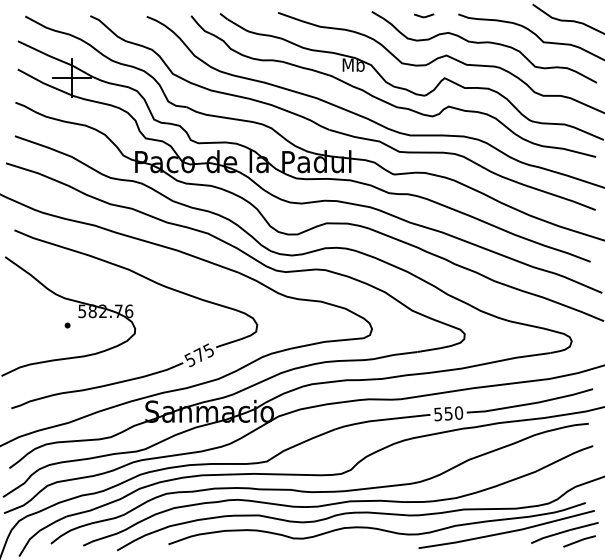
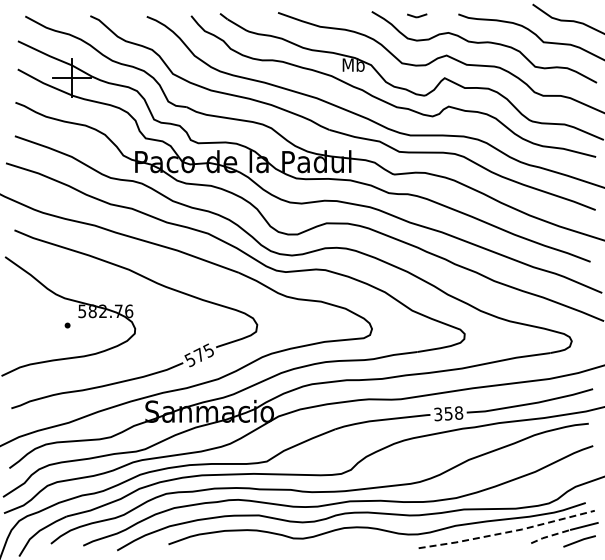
line position: (424, 16) -> (417, 16) (417, 16)
text: 550 -> 358 (448, 413)
line: solid -> dashed (507, 532)
line: solid -> dashed (550, 535)
